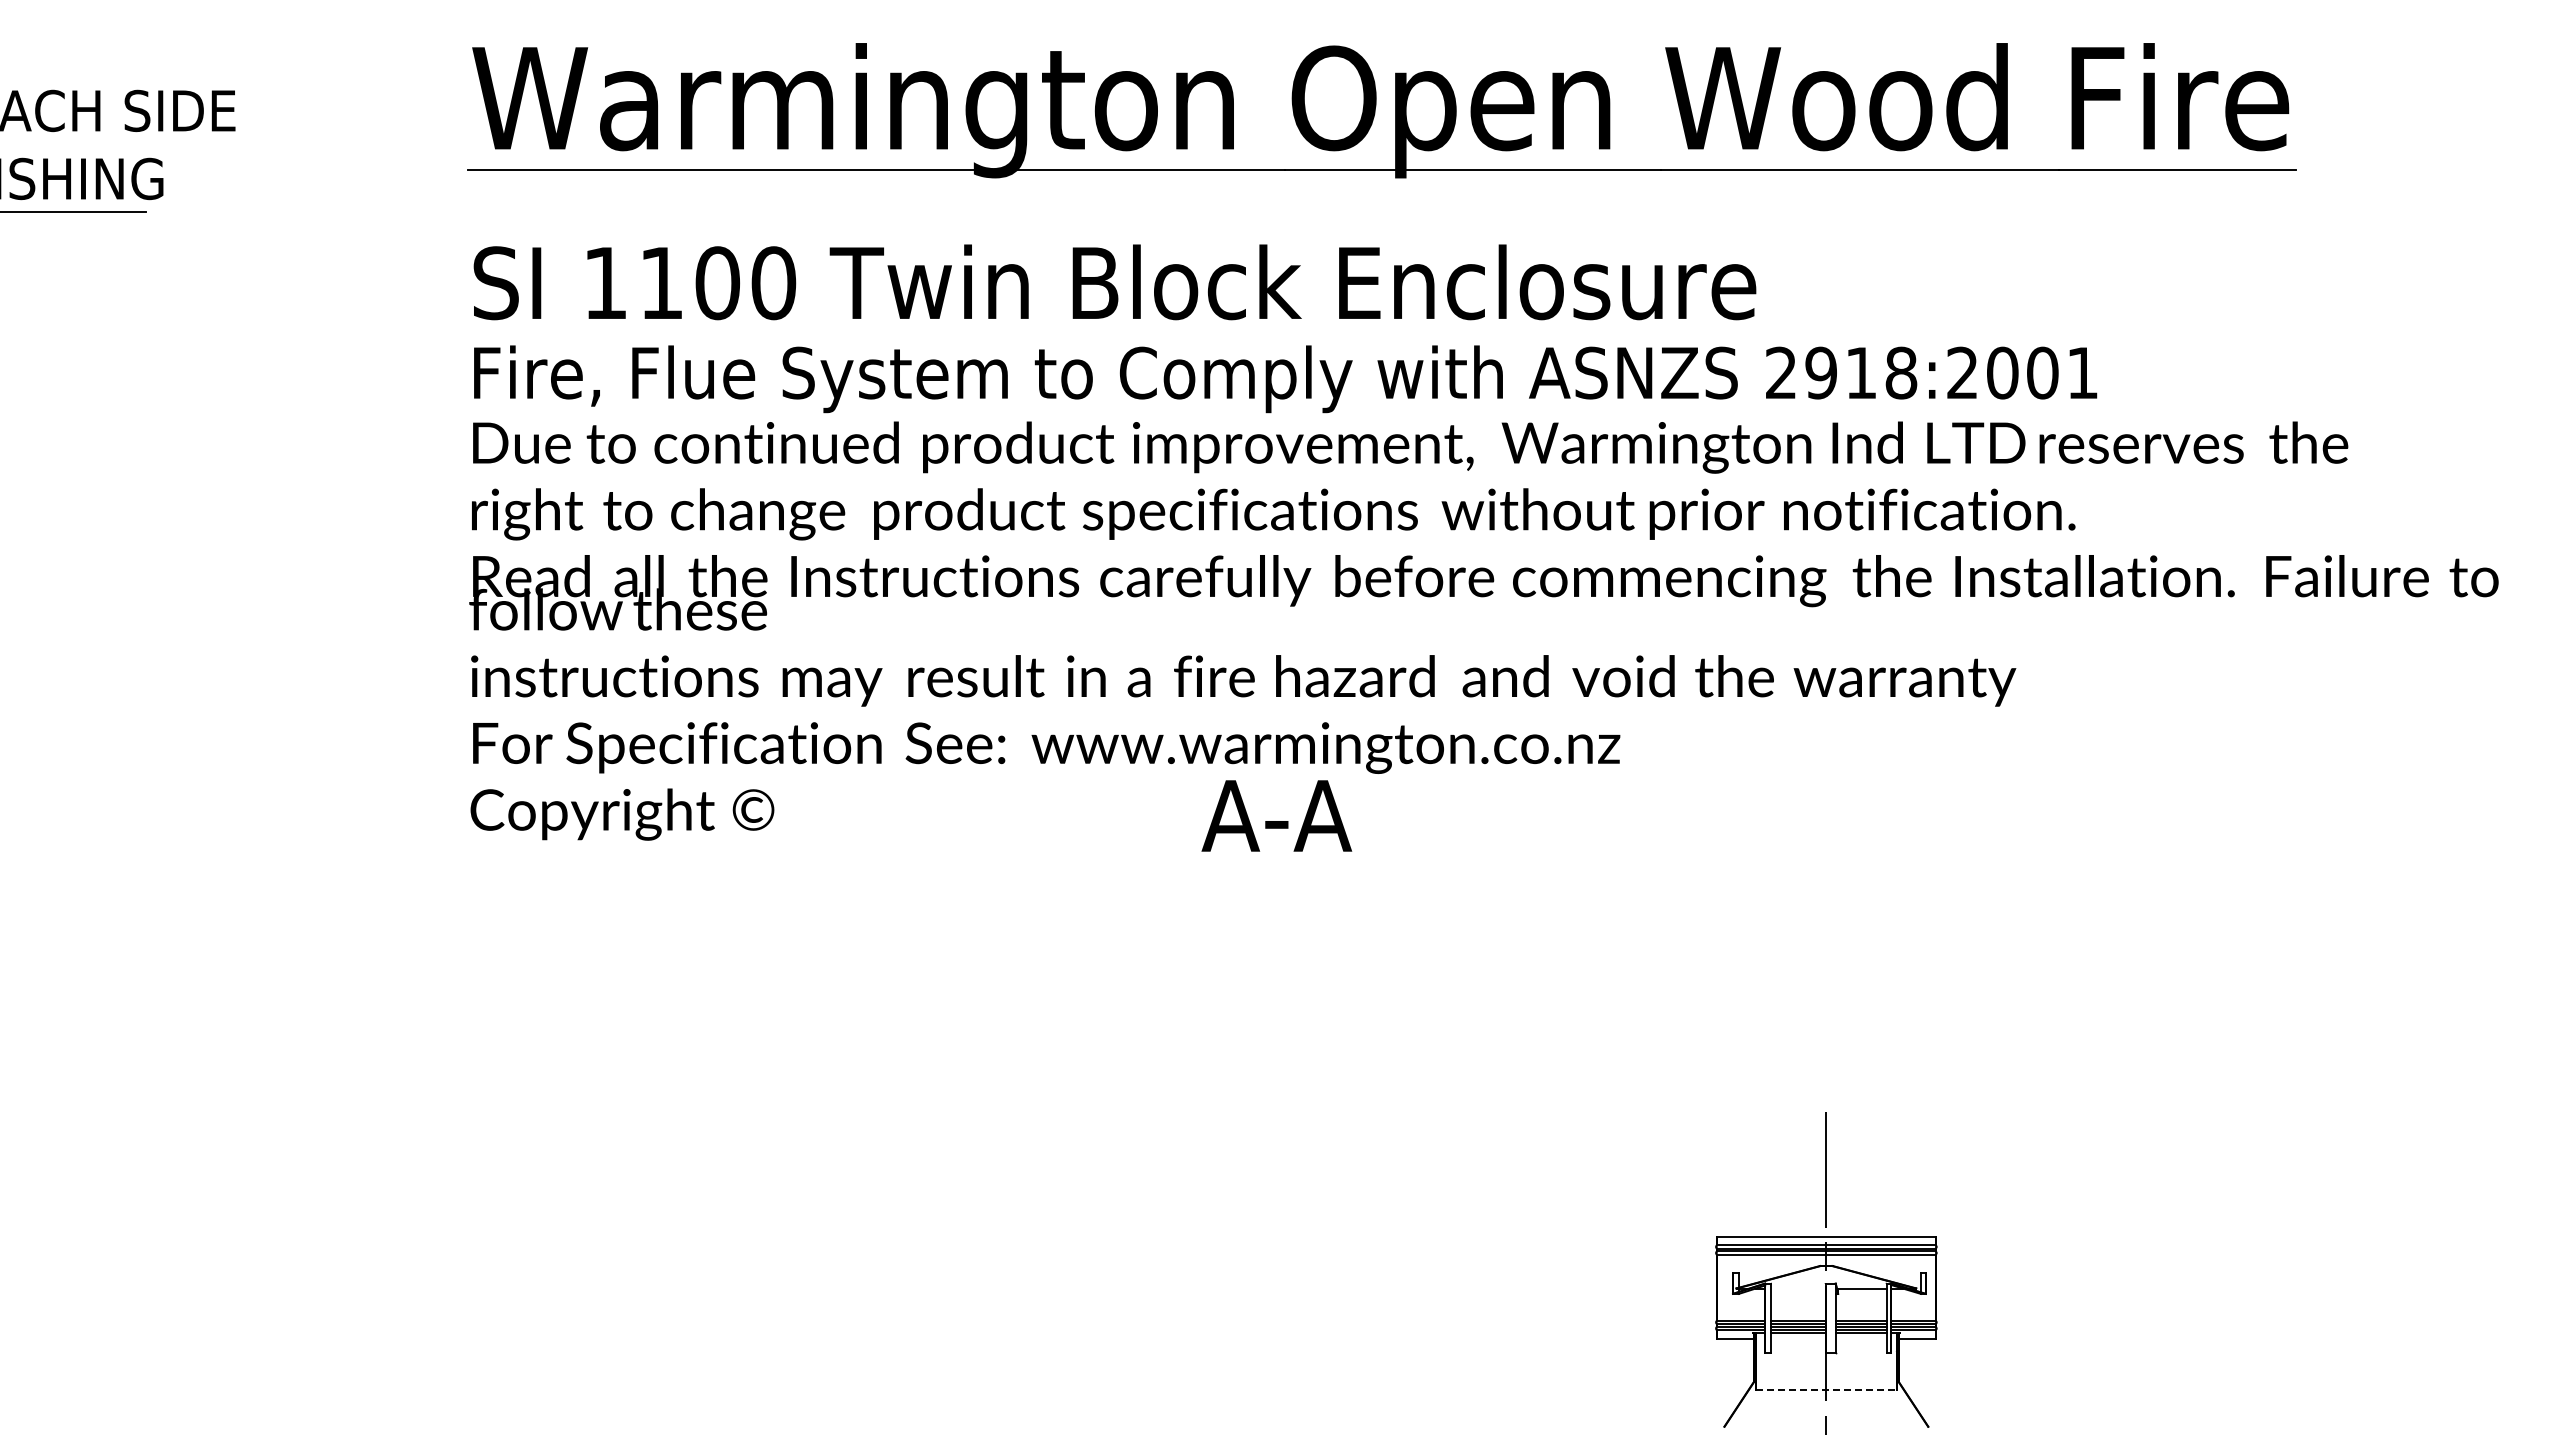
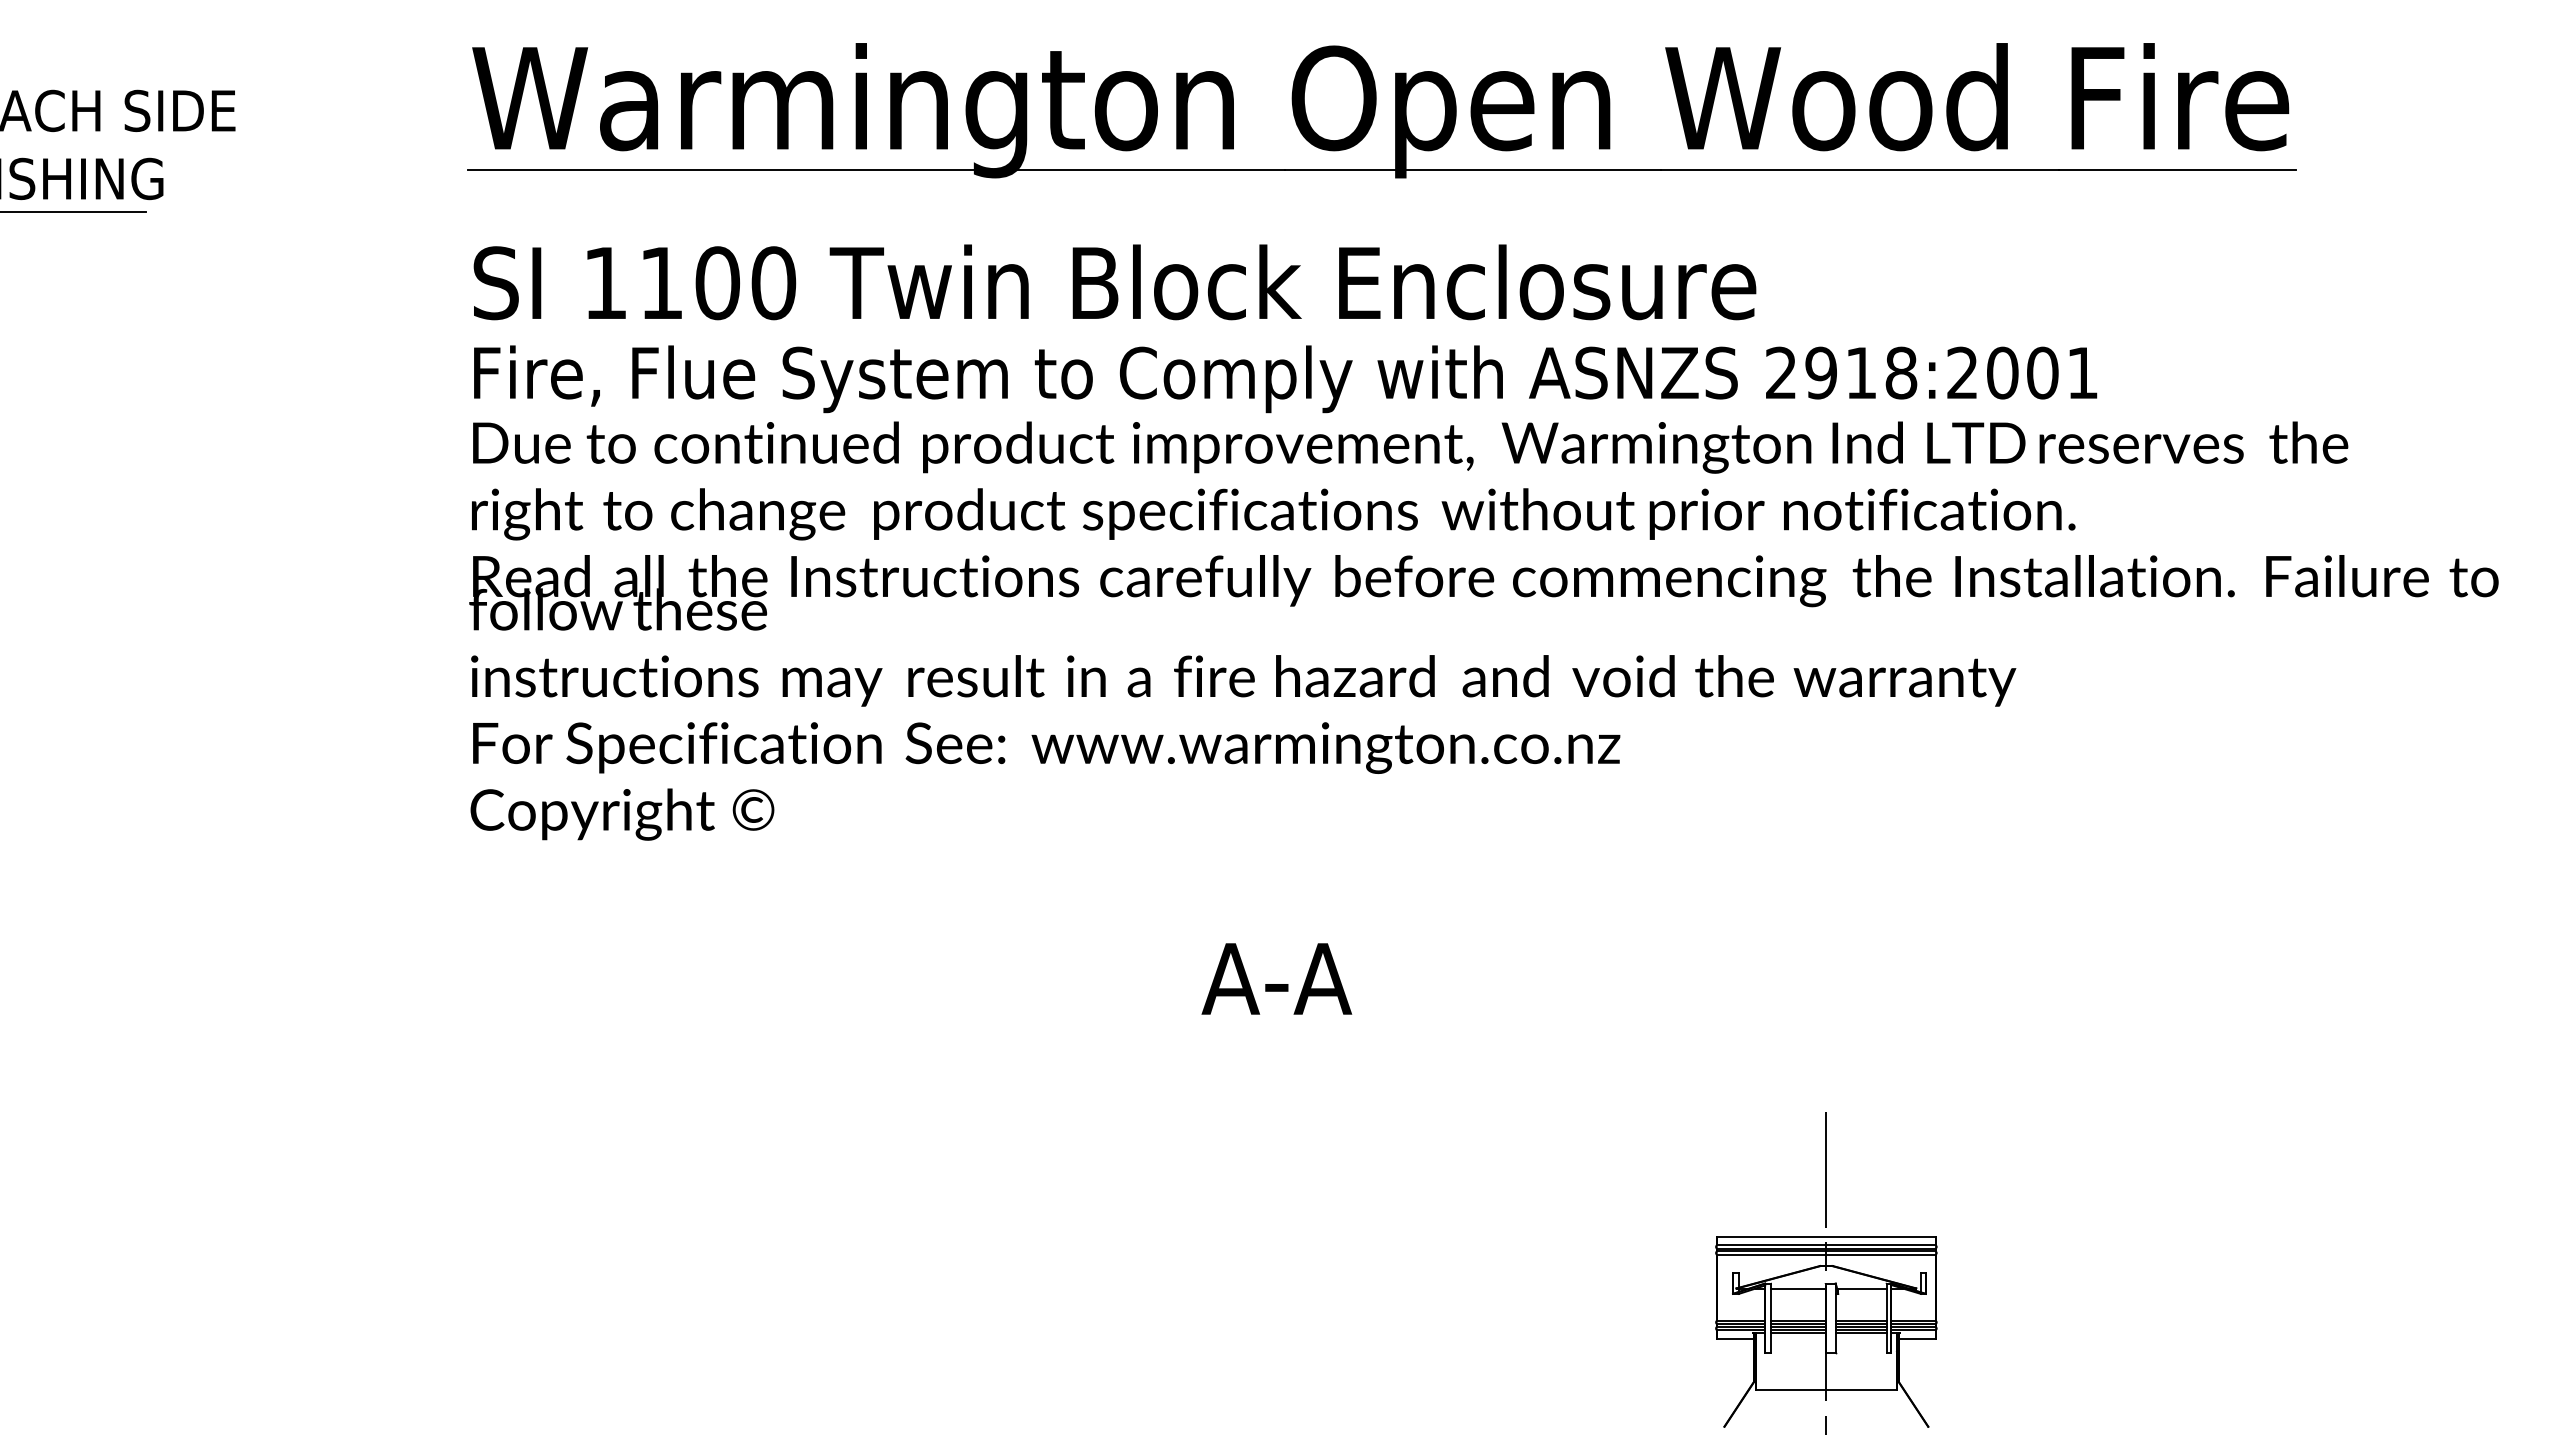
text position: (1276, 815) -> (1276, 978) (1276, 978)
line: none -> present (1798, 1288)
line: dashed -> solid (1826, 1389)
